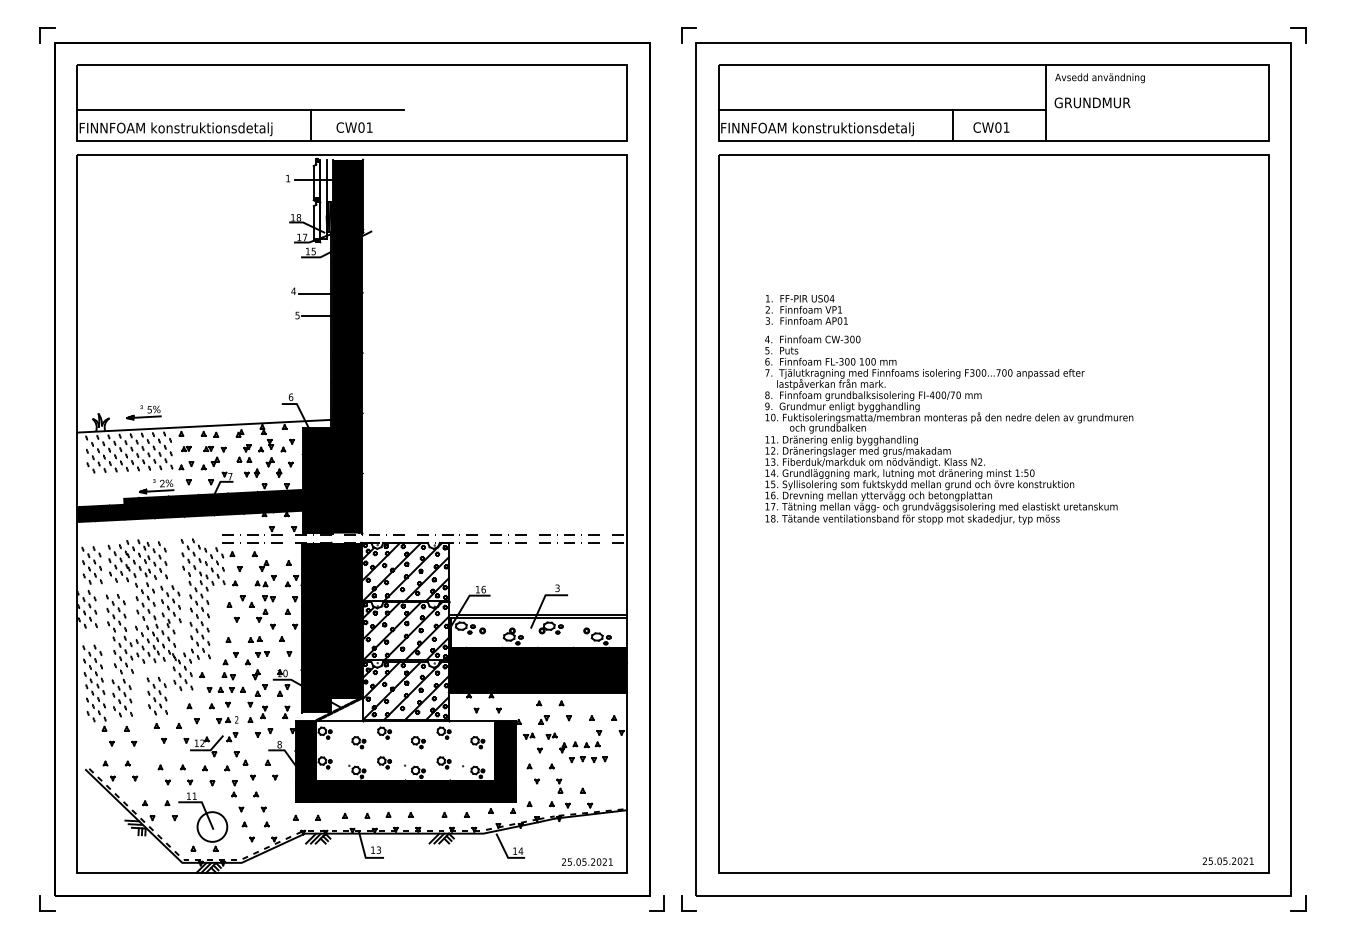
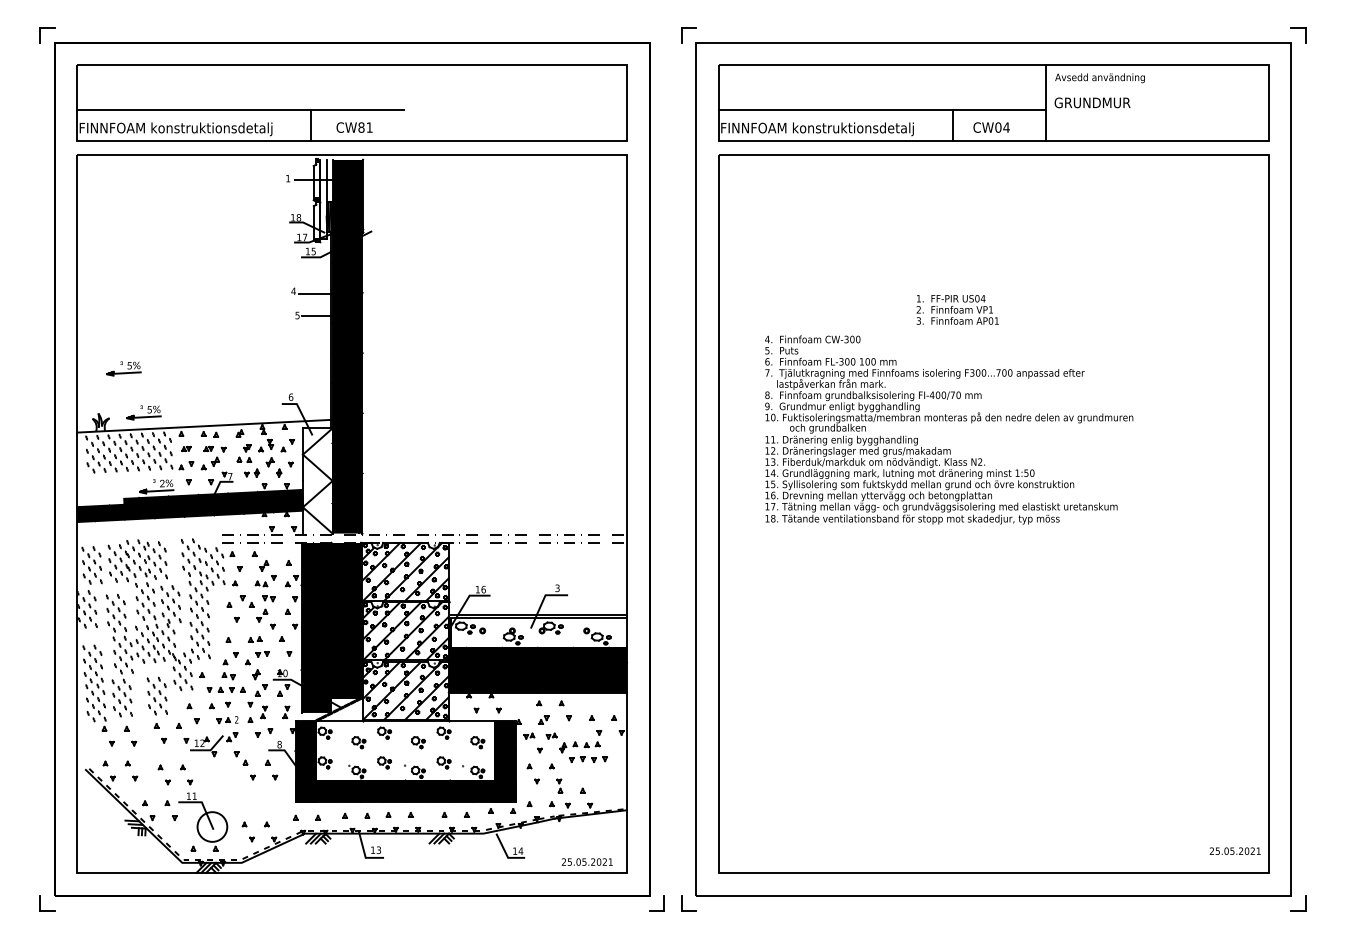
text: CW01 -> CW81 (361, 127)
text: CW01 -> CW04 (1006, 127)
text position: (806, 309) -> (957, 309) (957, 309)
part: none -> present (123, 368)
fill: present -> none (317, 480)
part: present -> none (234, 788)
text position: (1227, 860) -> (1234, 850) (1234, 850)
